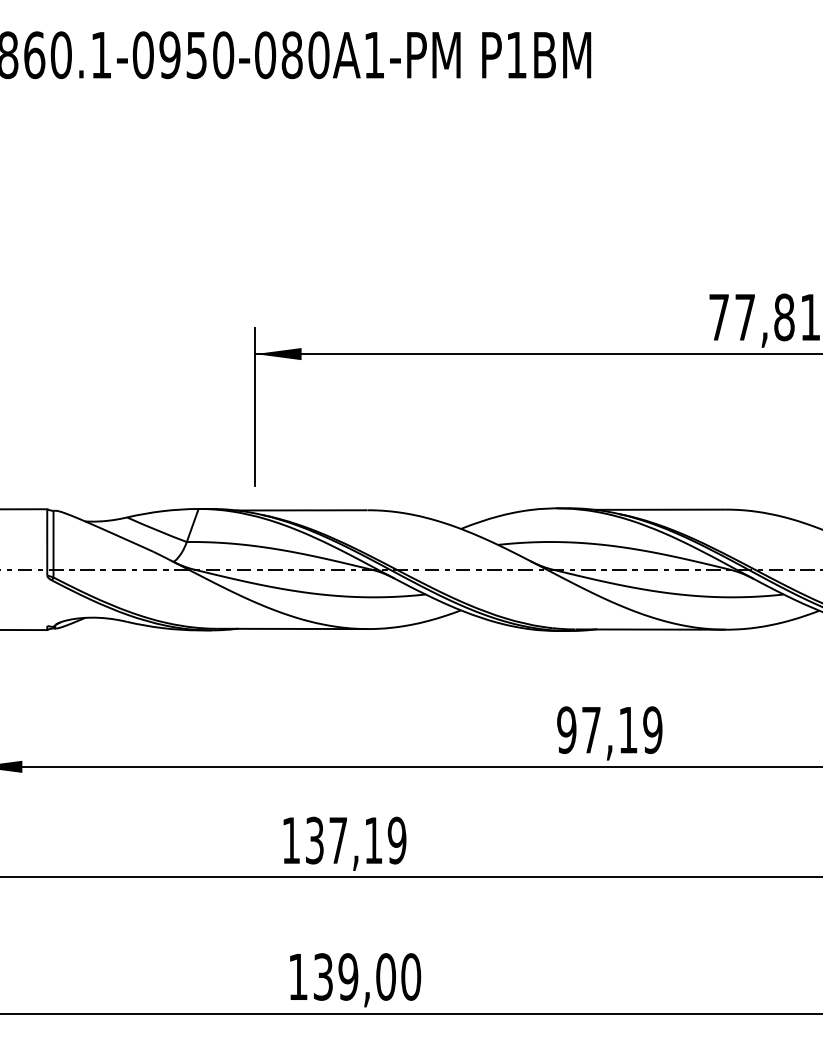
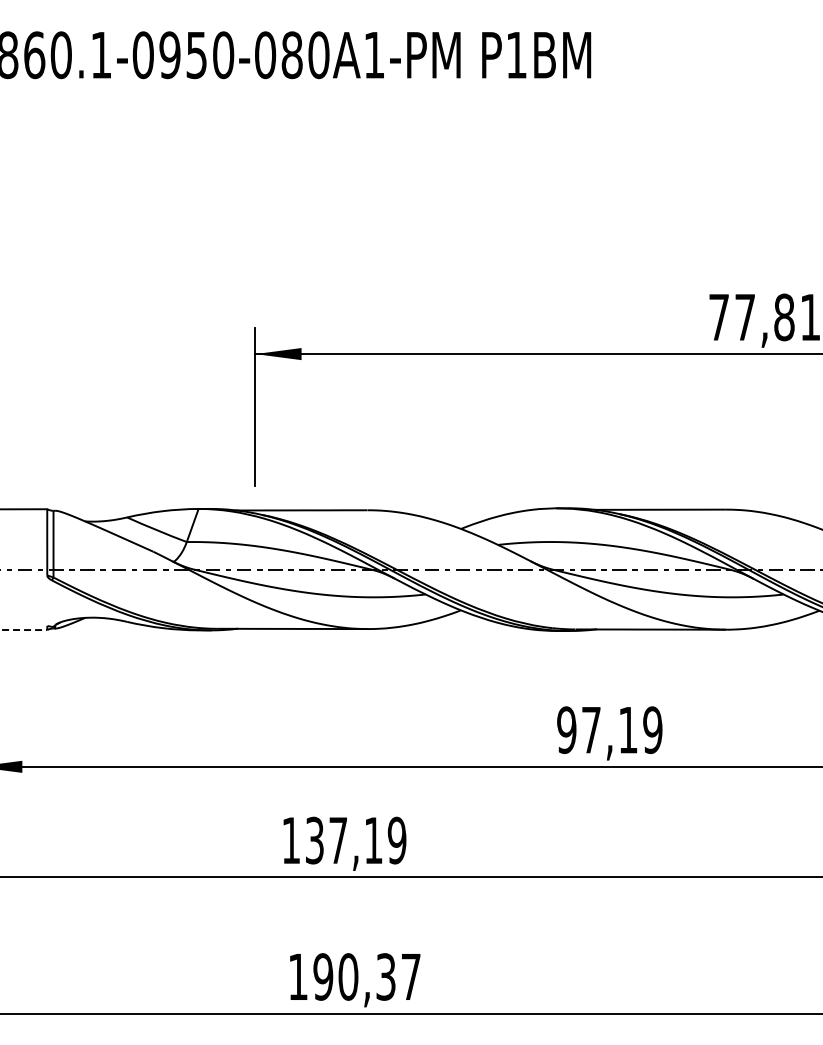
line: solid -> dashed (24, 630)
text: 139,00 -> 190,37 (367, 976)
